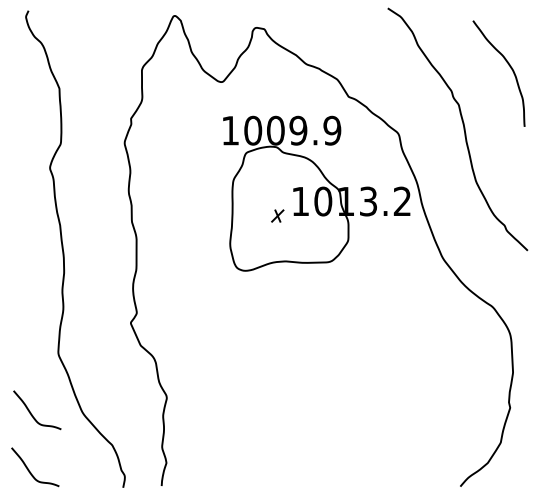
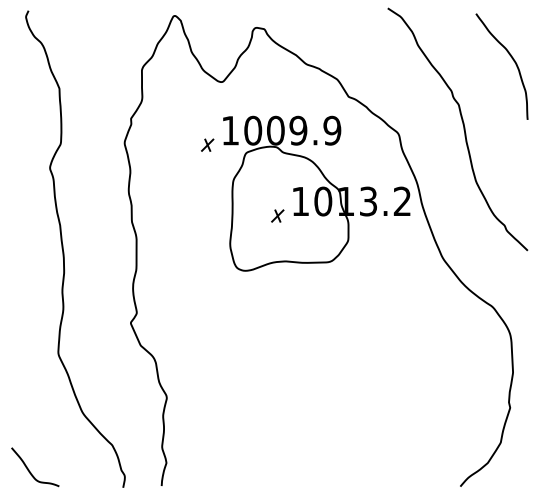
curve position: (508, 65) -> (511, 58) (511, 58)
part: none -> present (207, 144)
curve: present -> none (31, 412)
